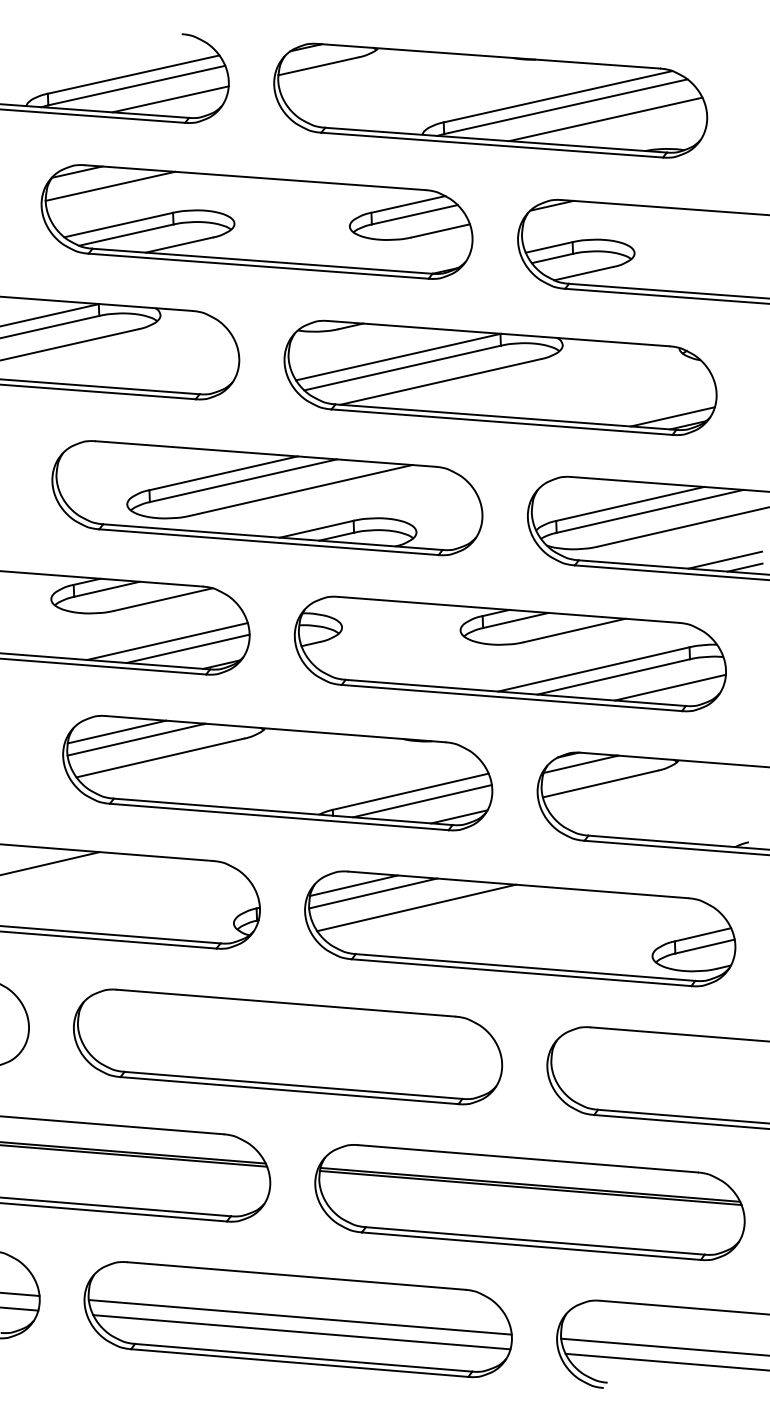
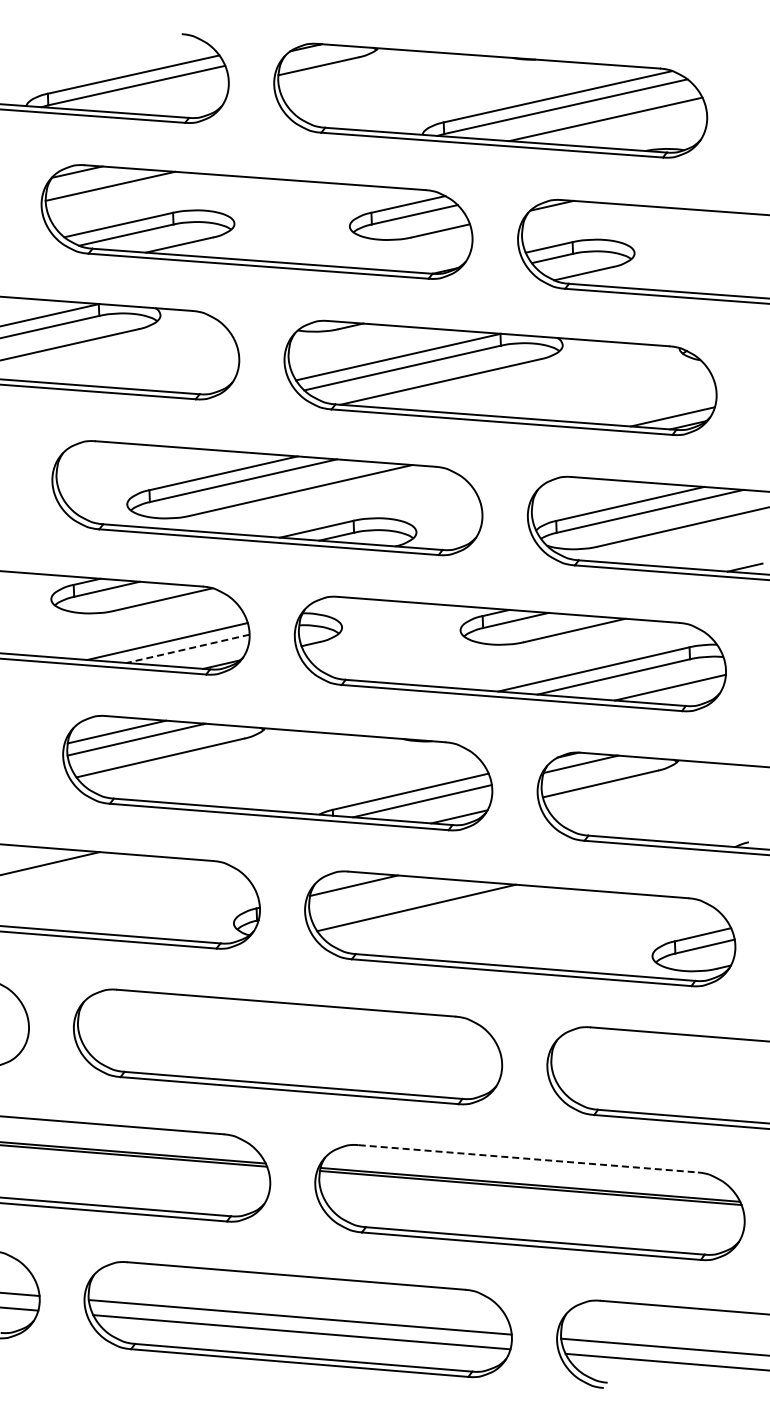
line: present -> none (170, 99)
line: present -> none (725, 559)
line: solid -> dashed (187, 648)
line: present -> none (373, 893)
line: solid -> dashed (528, 1158)
